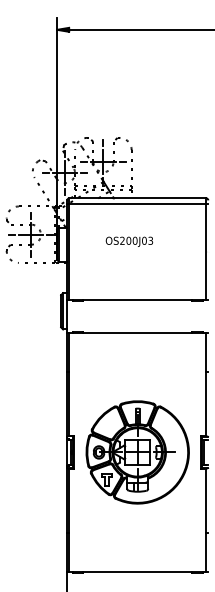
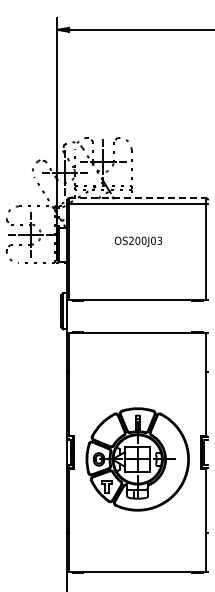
line: solid -> dashed (137, 198)
text position: (129, 241) -> (138, 241) (138, 241)
part position: (137, 452) -> (137, 459) (137, 459)
